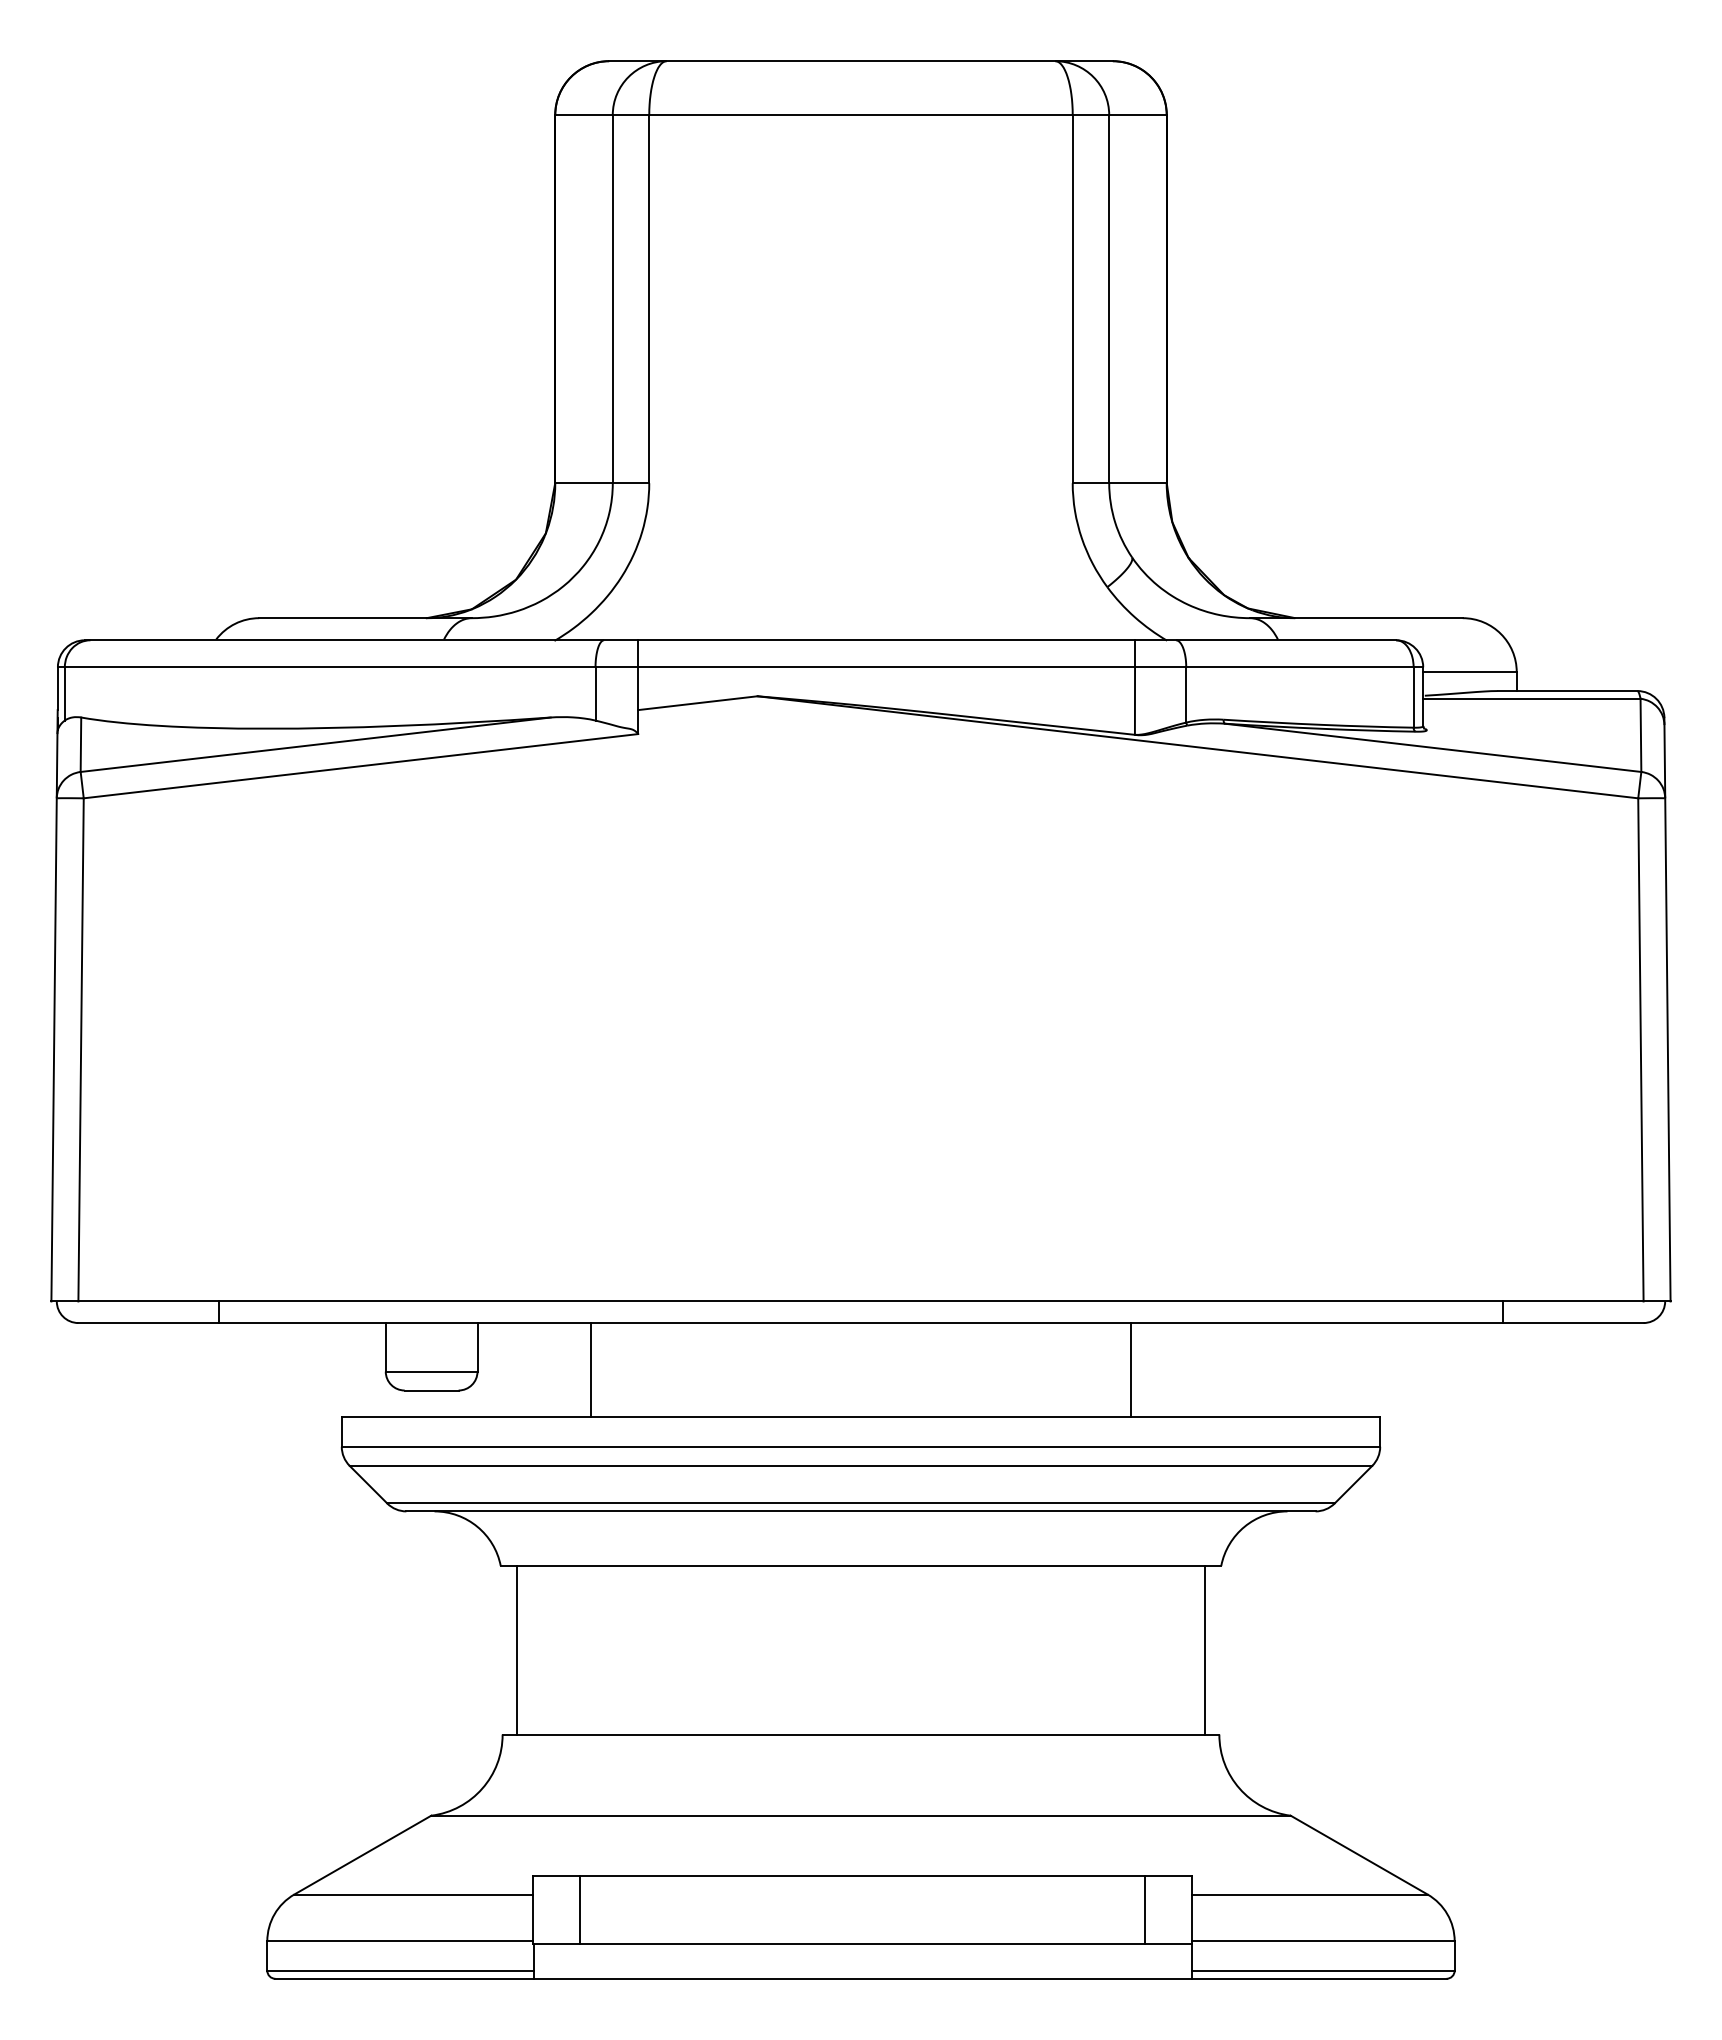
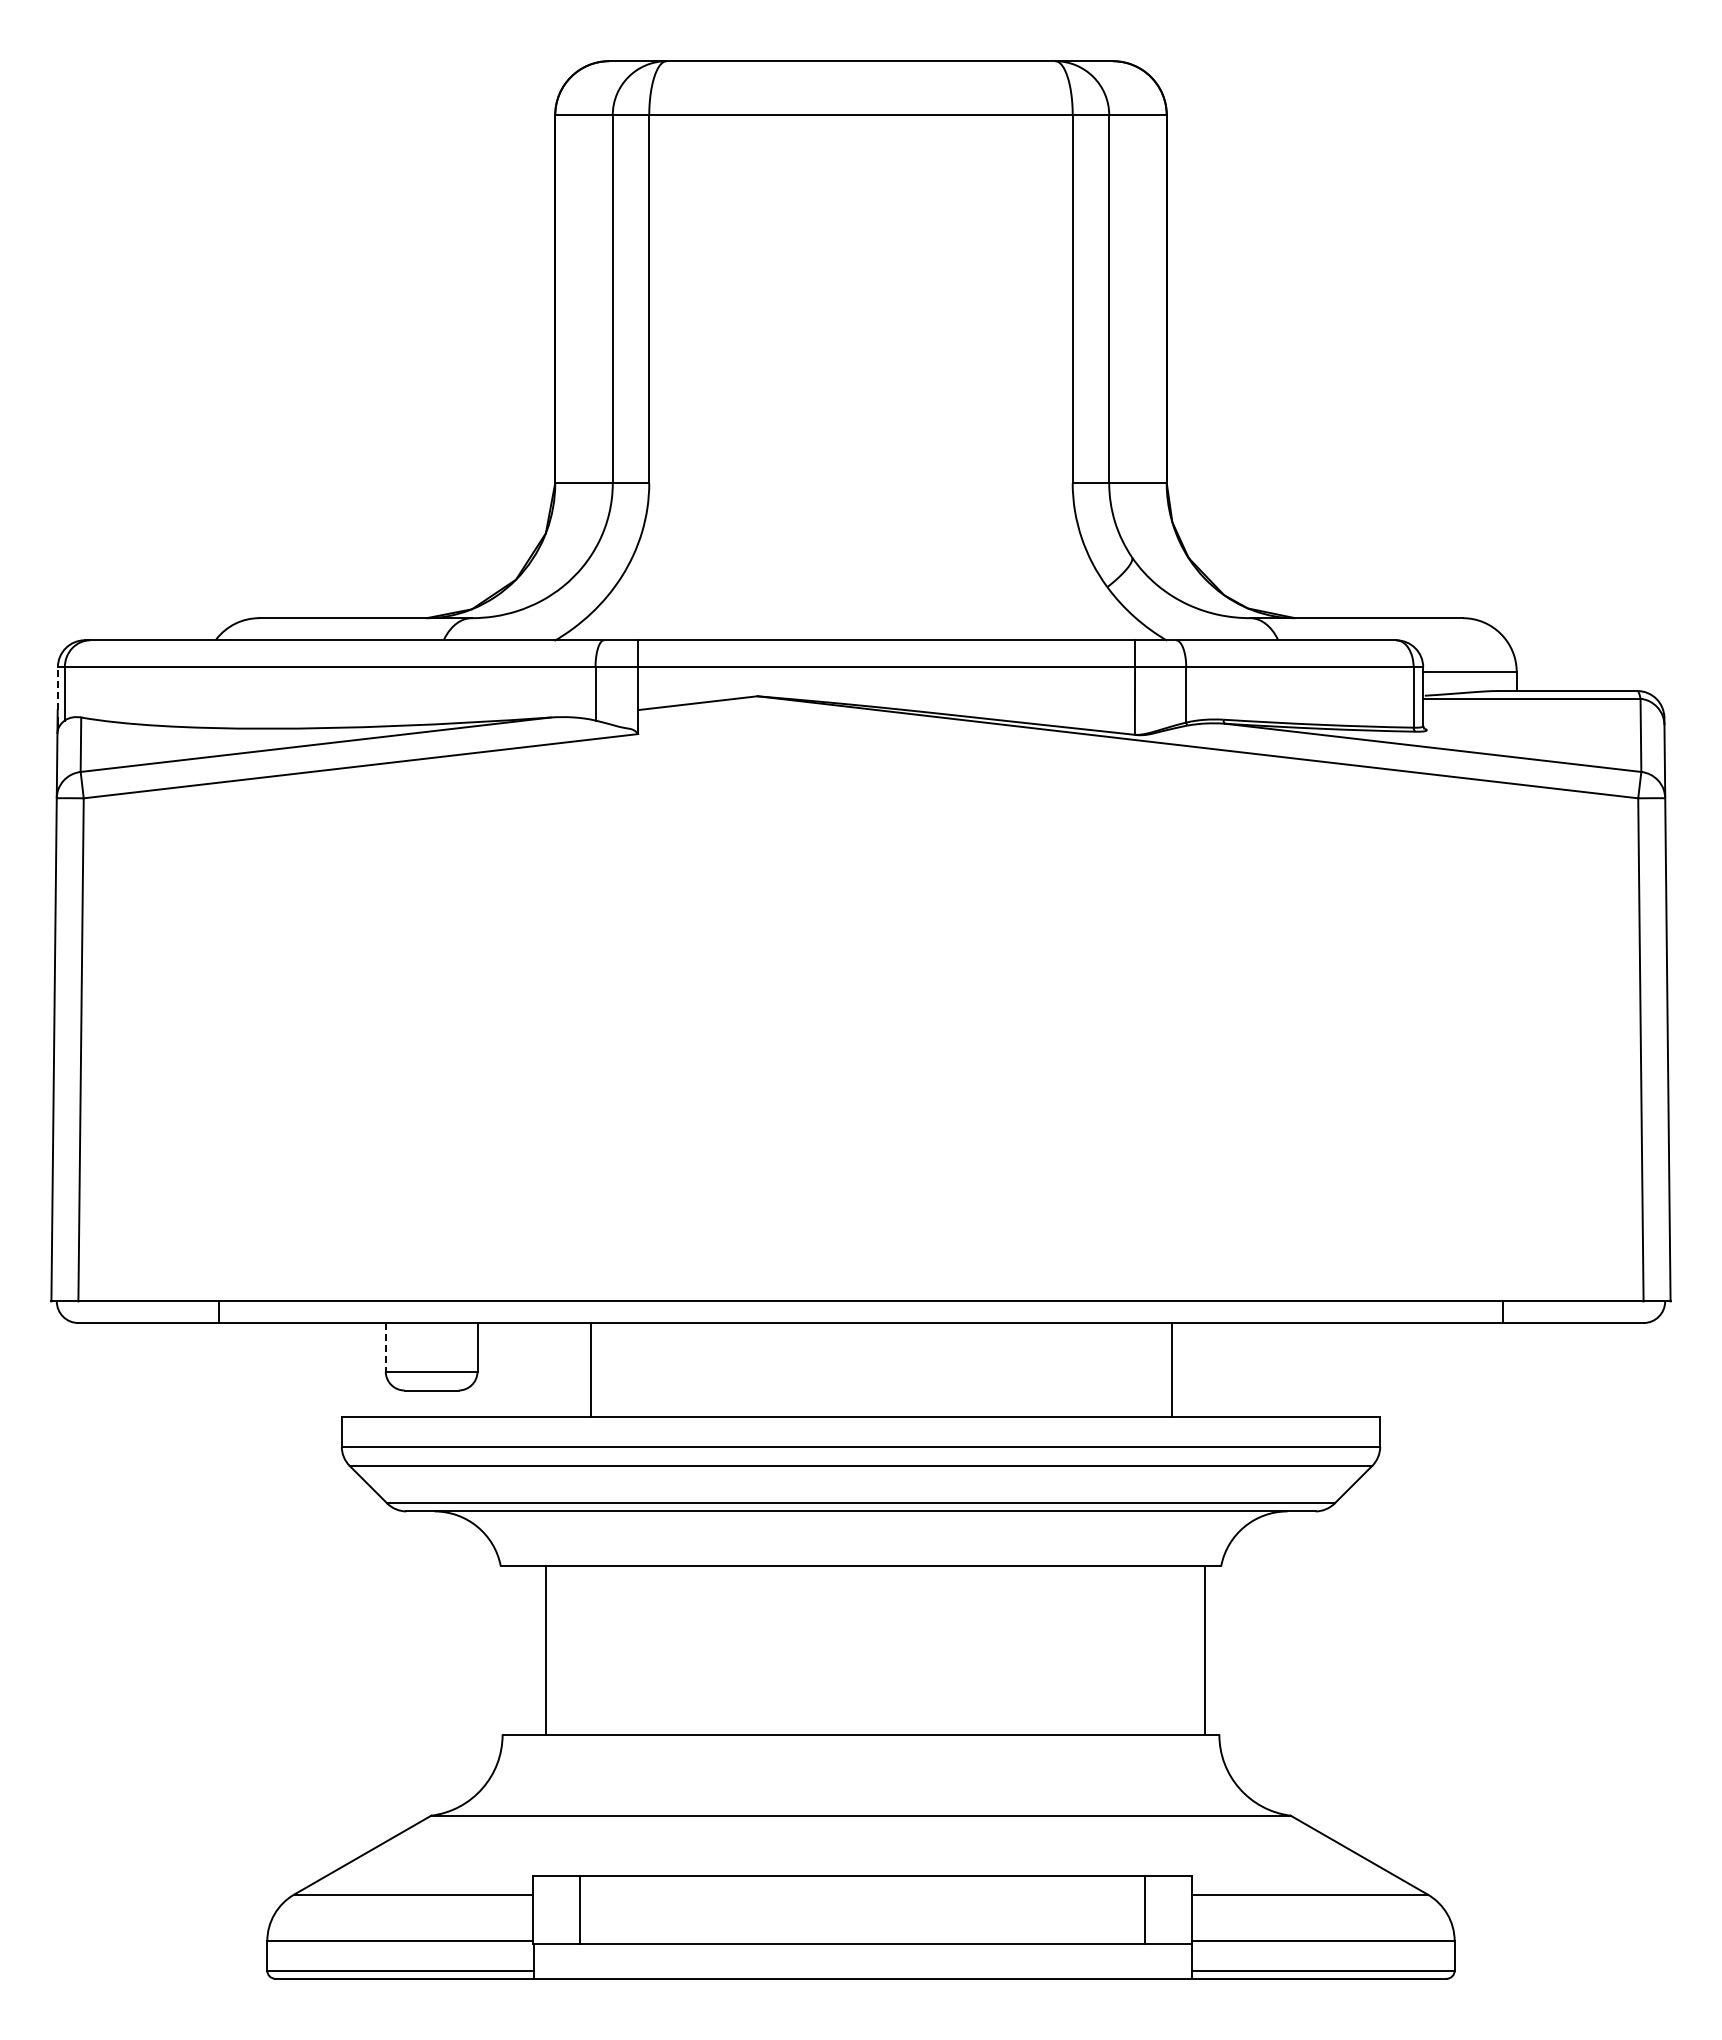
line: solid -> dashed (57, 688)
line: solid -> dashed (385, 1347)
line position: (1130, 1370) -> (1171, 1370) (1171, 1370)
line position: (517, 1649) -> (546, 1649) (546, 1649)
